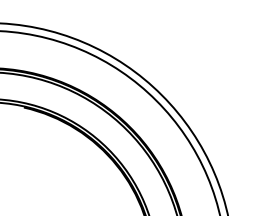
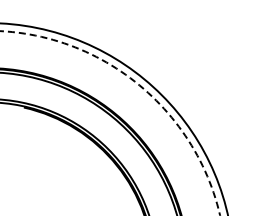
circle: solid -> dashed (110, 123)
